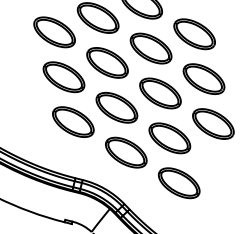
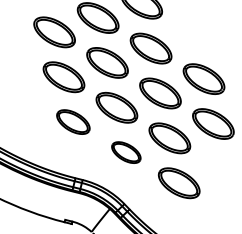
part: present -> none (194, 34)
part size: 43x32 px -> 35x26 px (73, 121)
part size: 43x33 px -> 31x23 px (126, 152)
